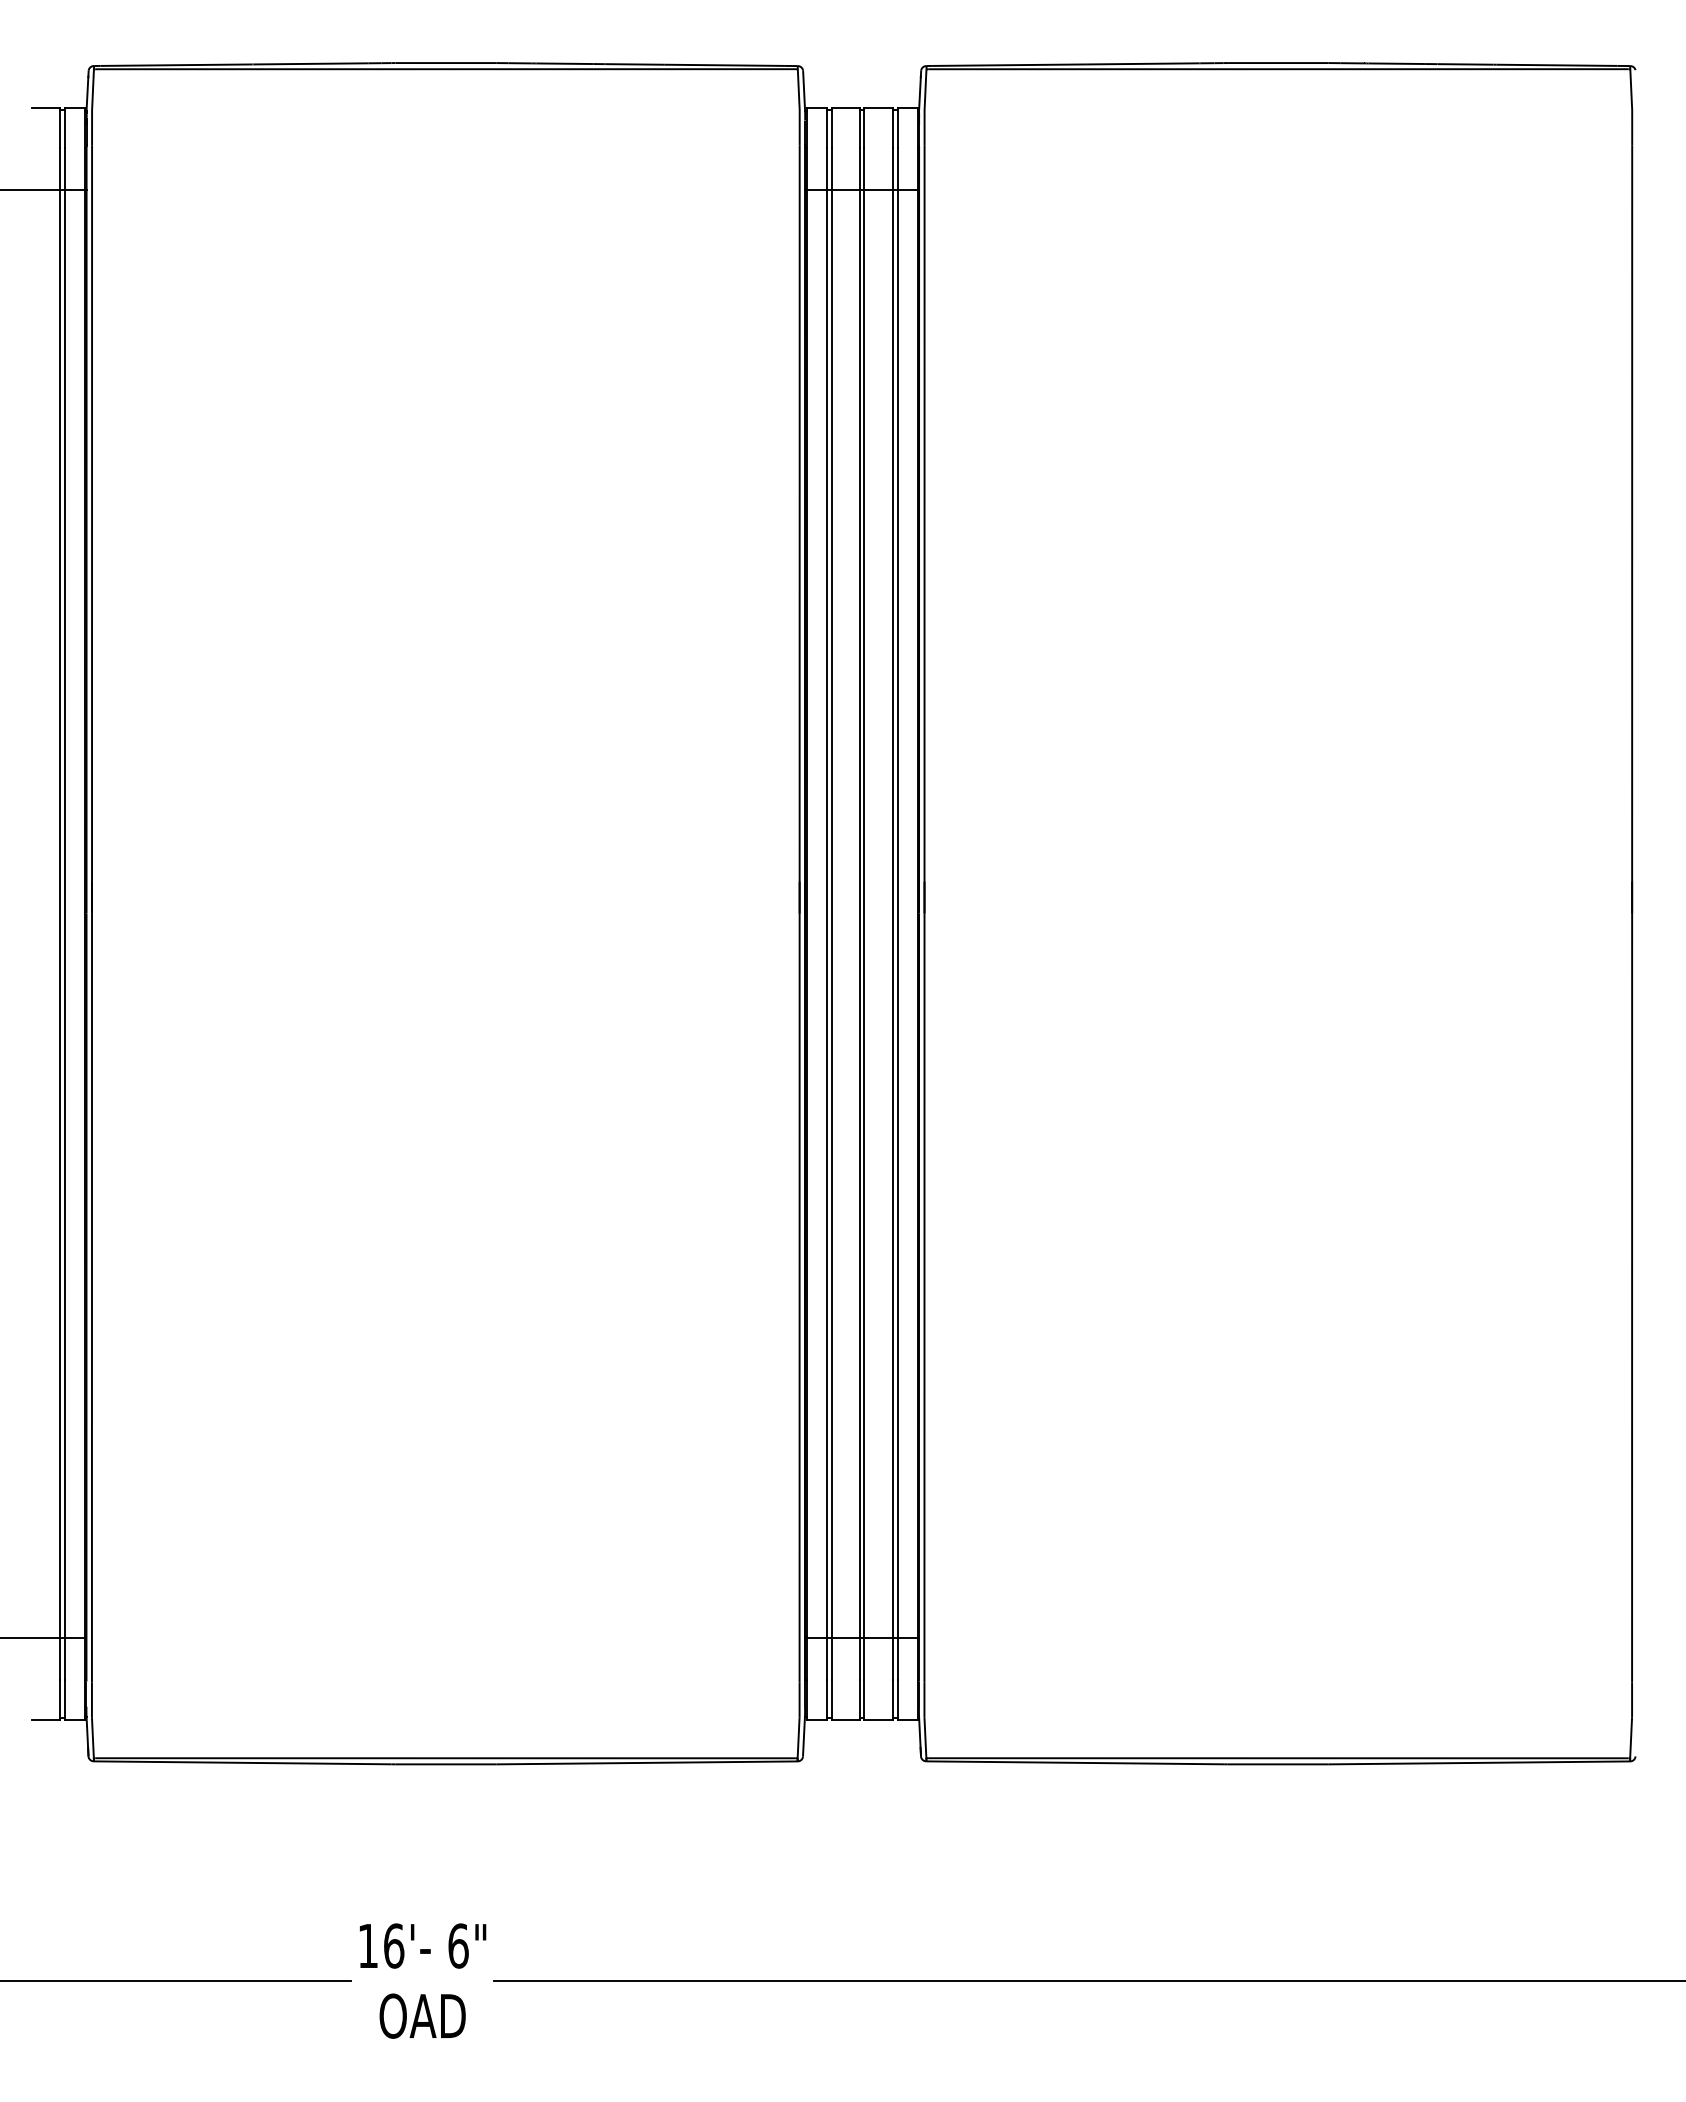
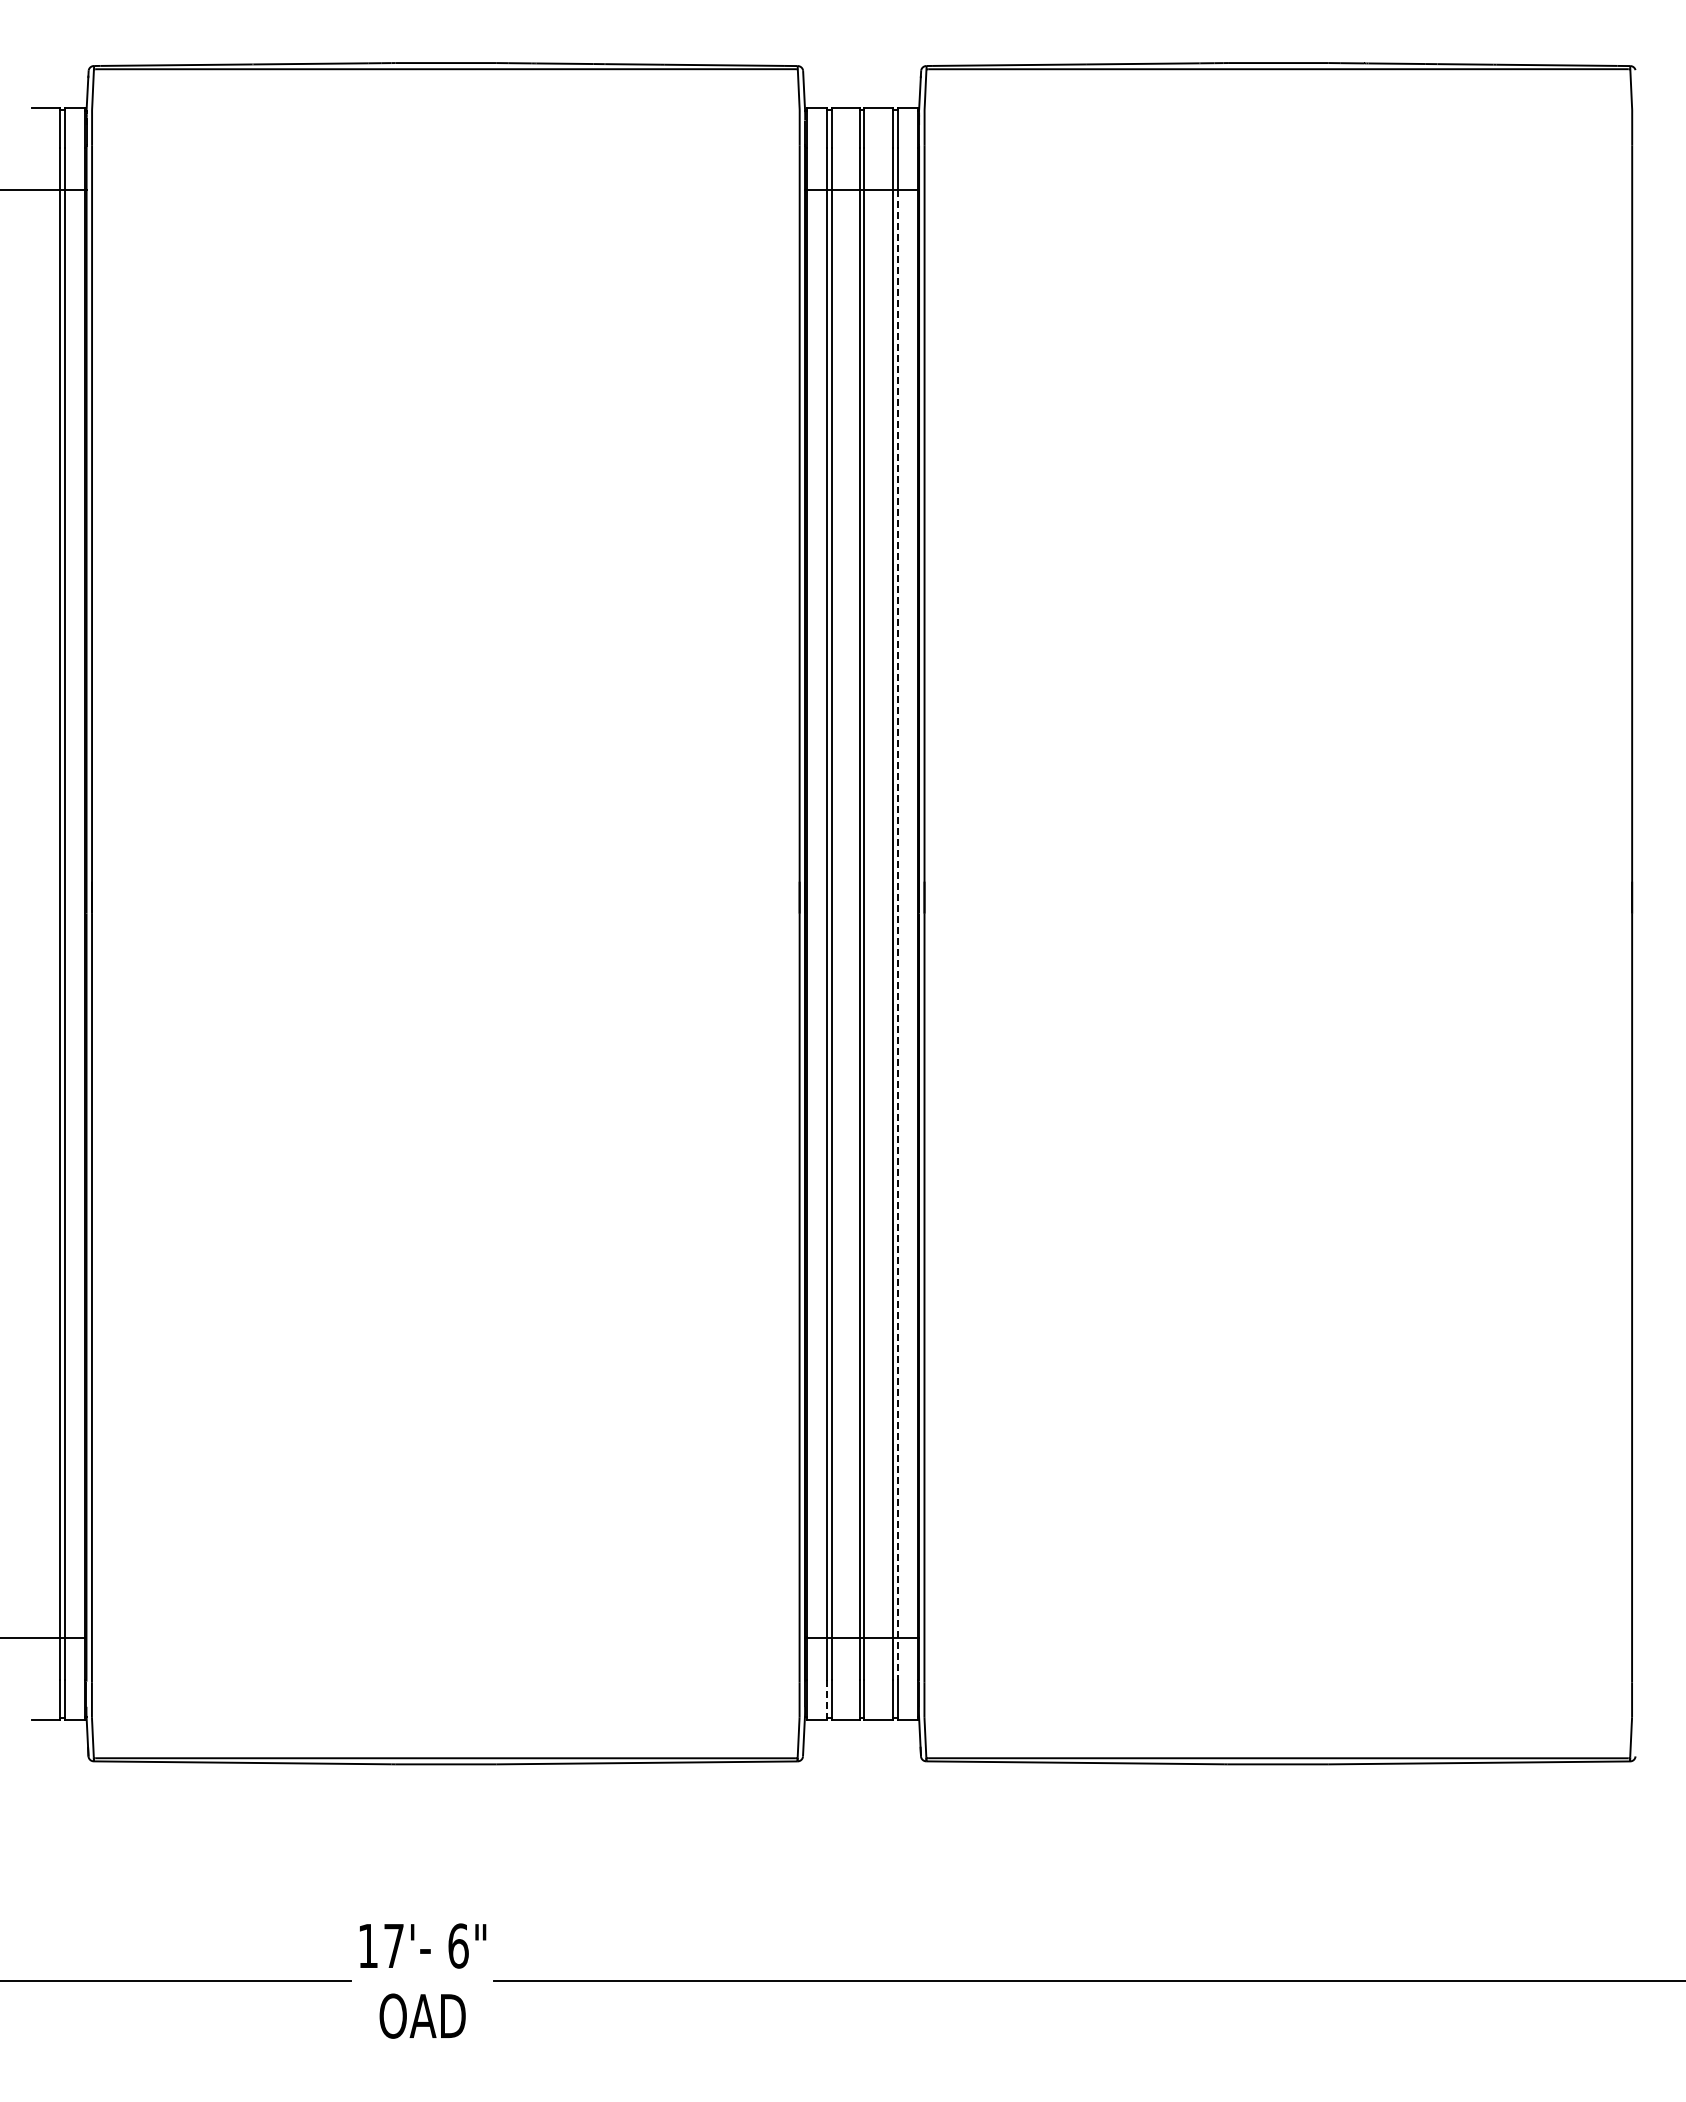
line: solid -> dashed (897, 935)
line: solid -> dashed (826, 1699)
text: 16'- -> 17'- (394, 1945)
